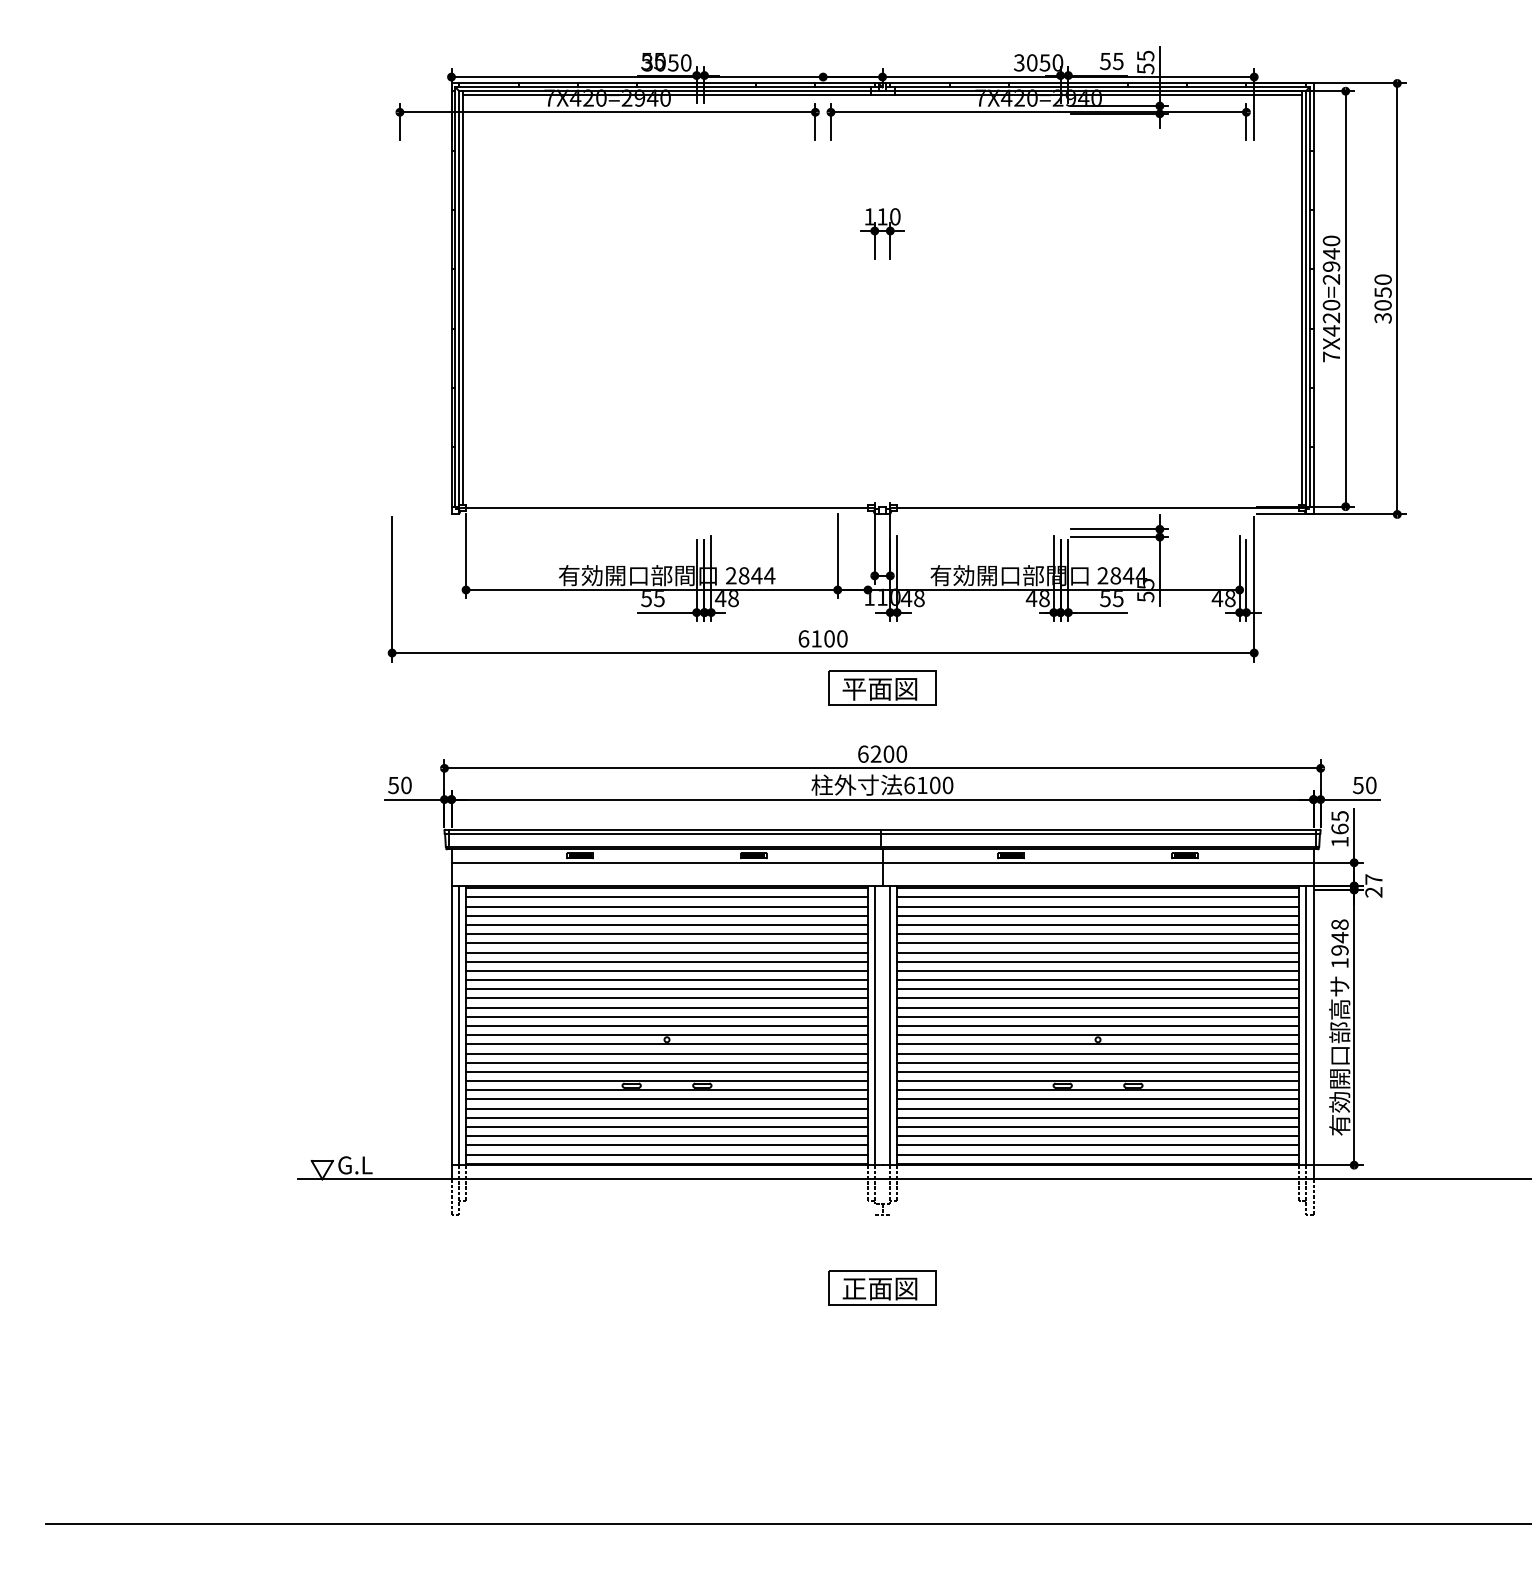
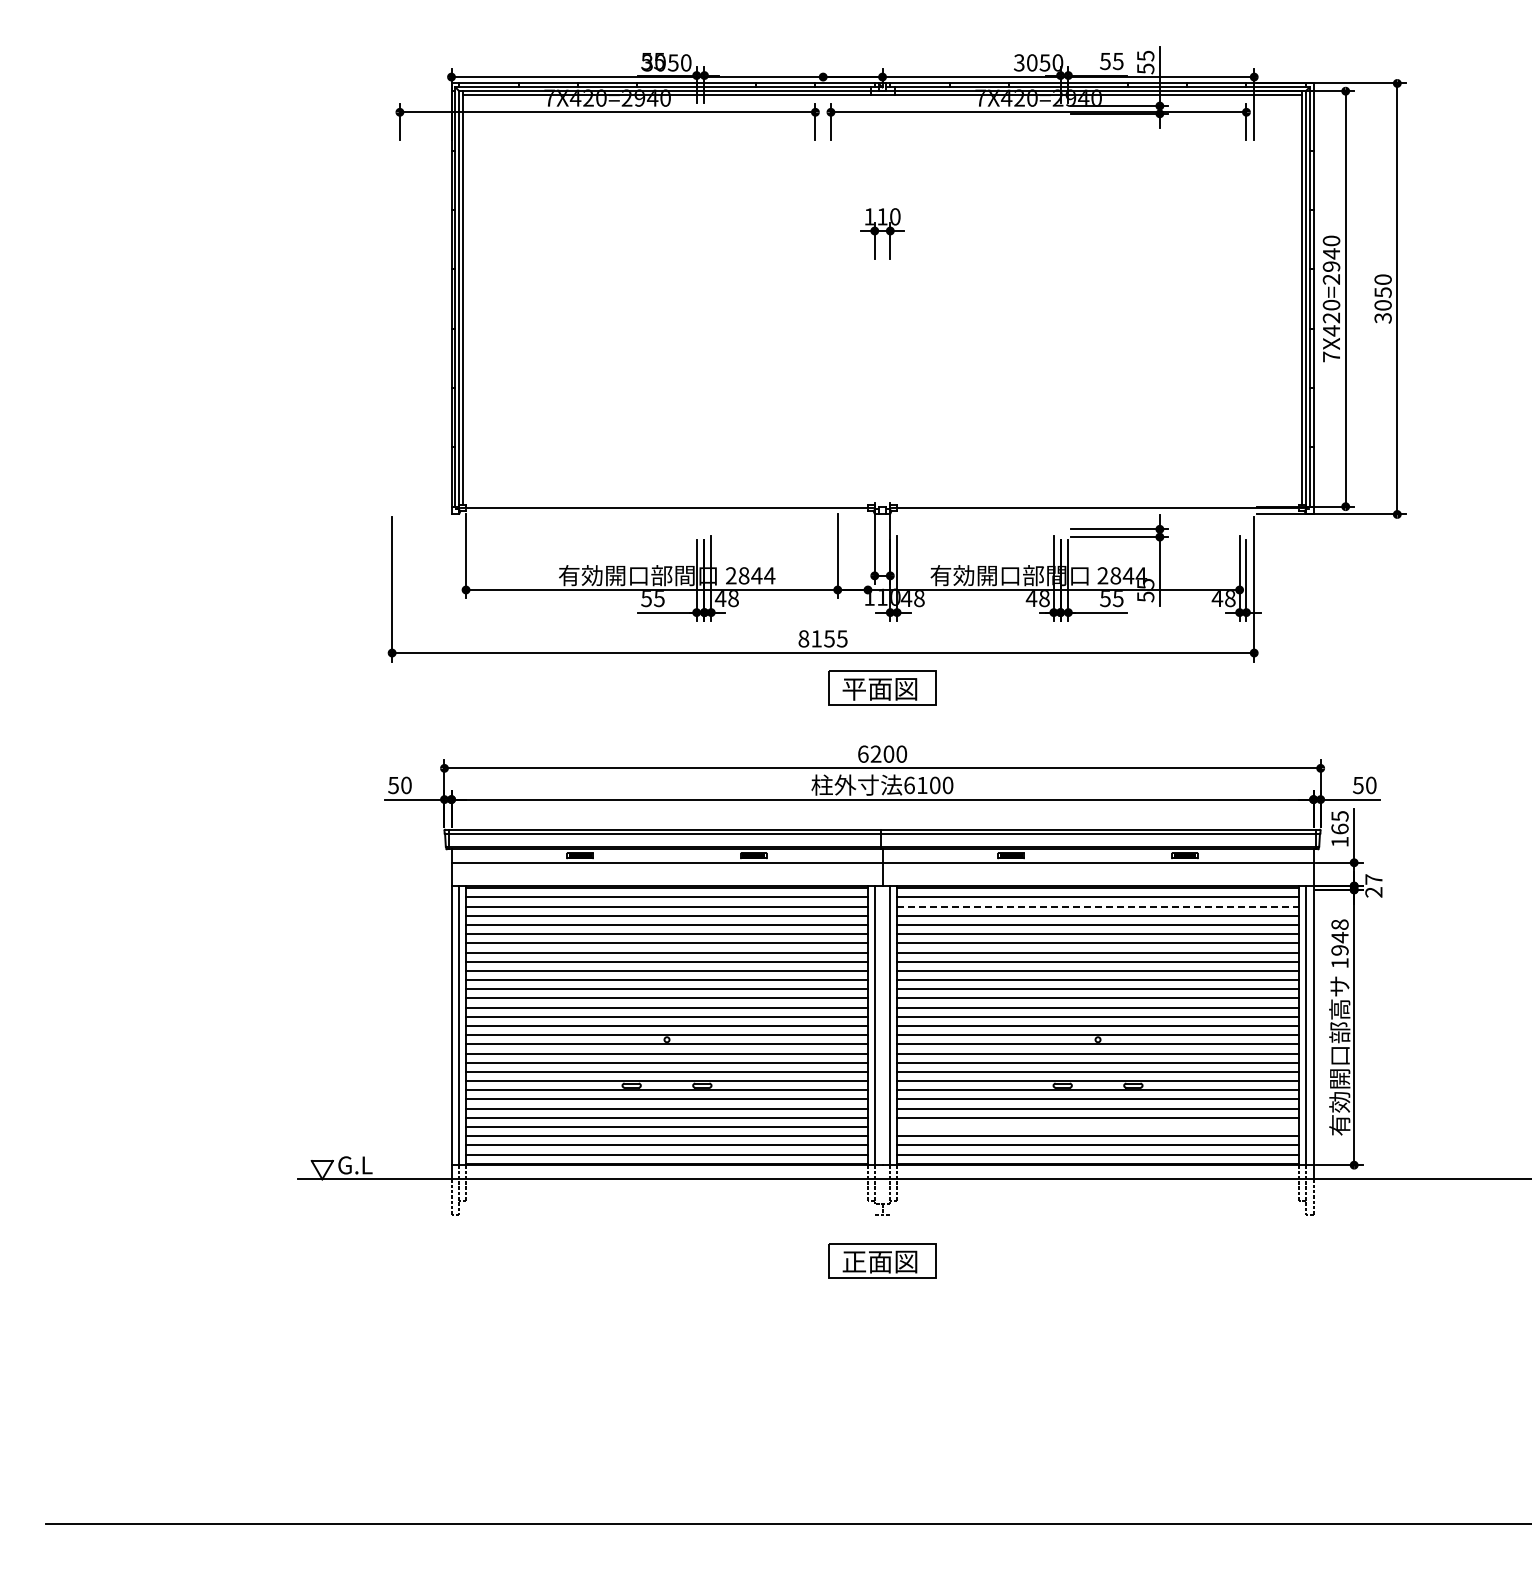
text: 6100 -> 8155 (822, 638)
line: solid -> dashed (1098, 906)
line: present -> none (1098, 1127)
part position: (882, 1287) -> (882, 1260) (882, 1260)
